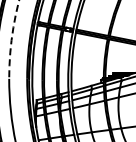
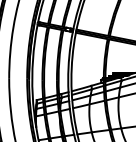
arc: dashed -> solid (11, 39)
